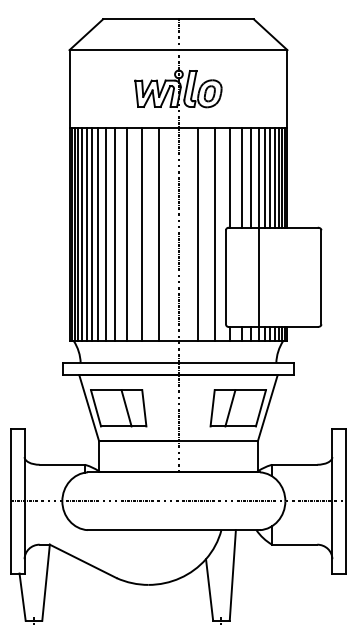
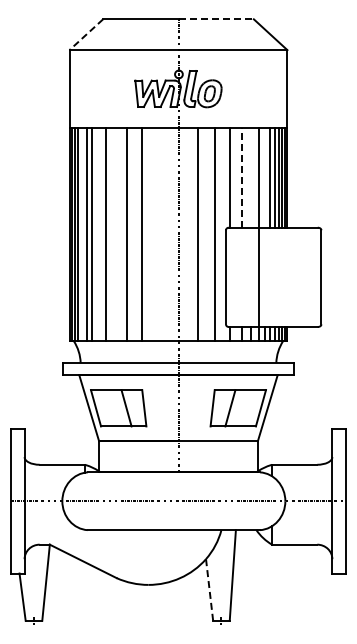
line: solid -> dashed (216, 19)
line: solid -> dashed (86, 34)
line: solid -> dashed (242, 177)
line: present -> none (251, 177)
line: present -> none (265, 177)
line: present -> none (81, 233)
line: present -> none (97, 233)
line: present -> none (114, 233)
line: present -> none (158, 233)
line: solid -> dashed (209, 589)
